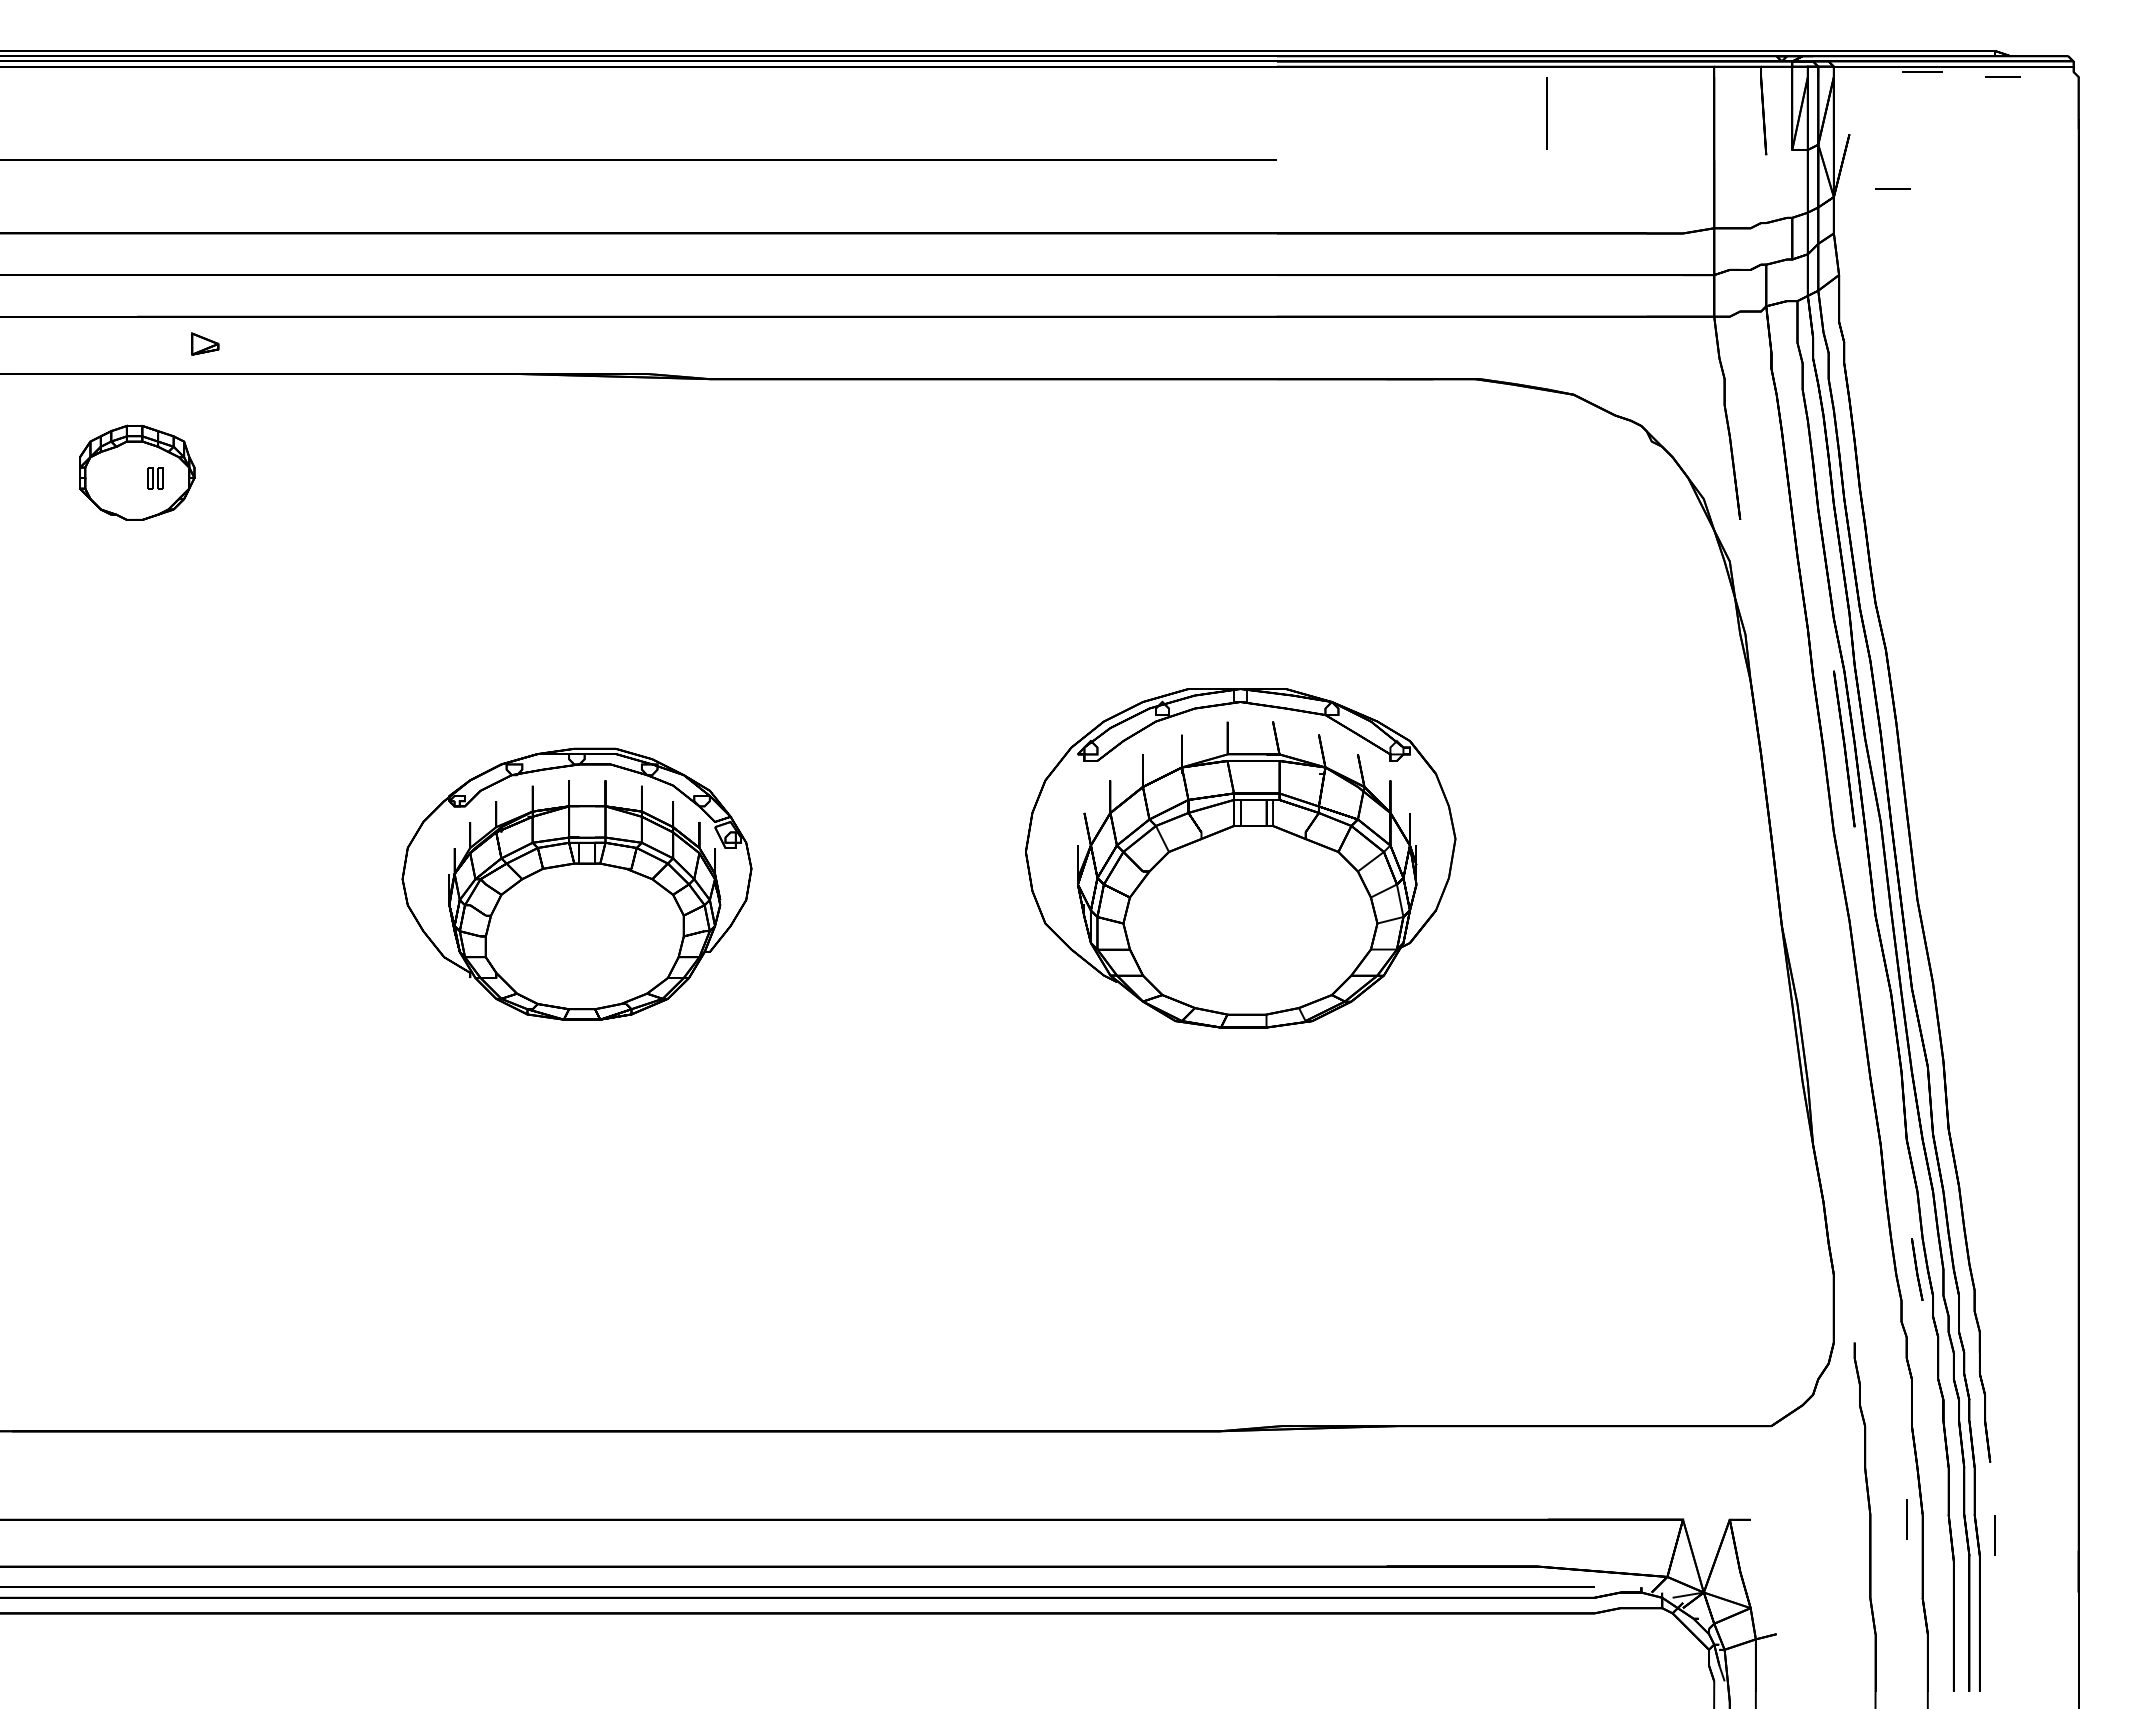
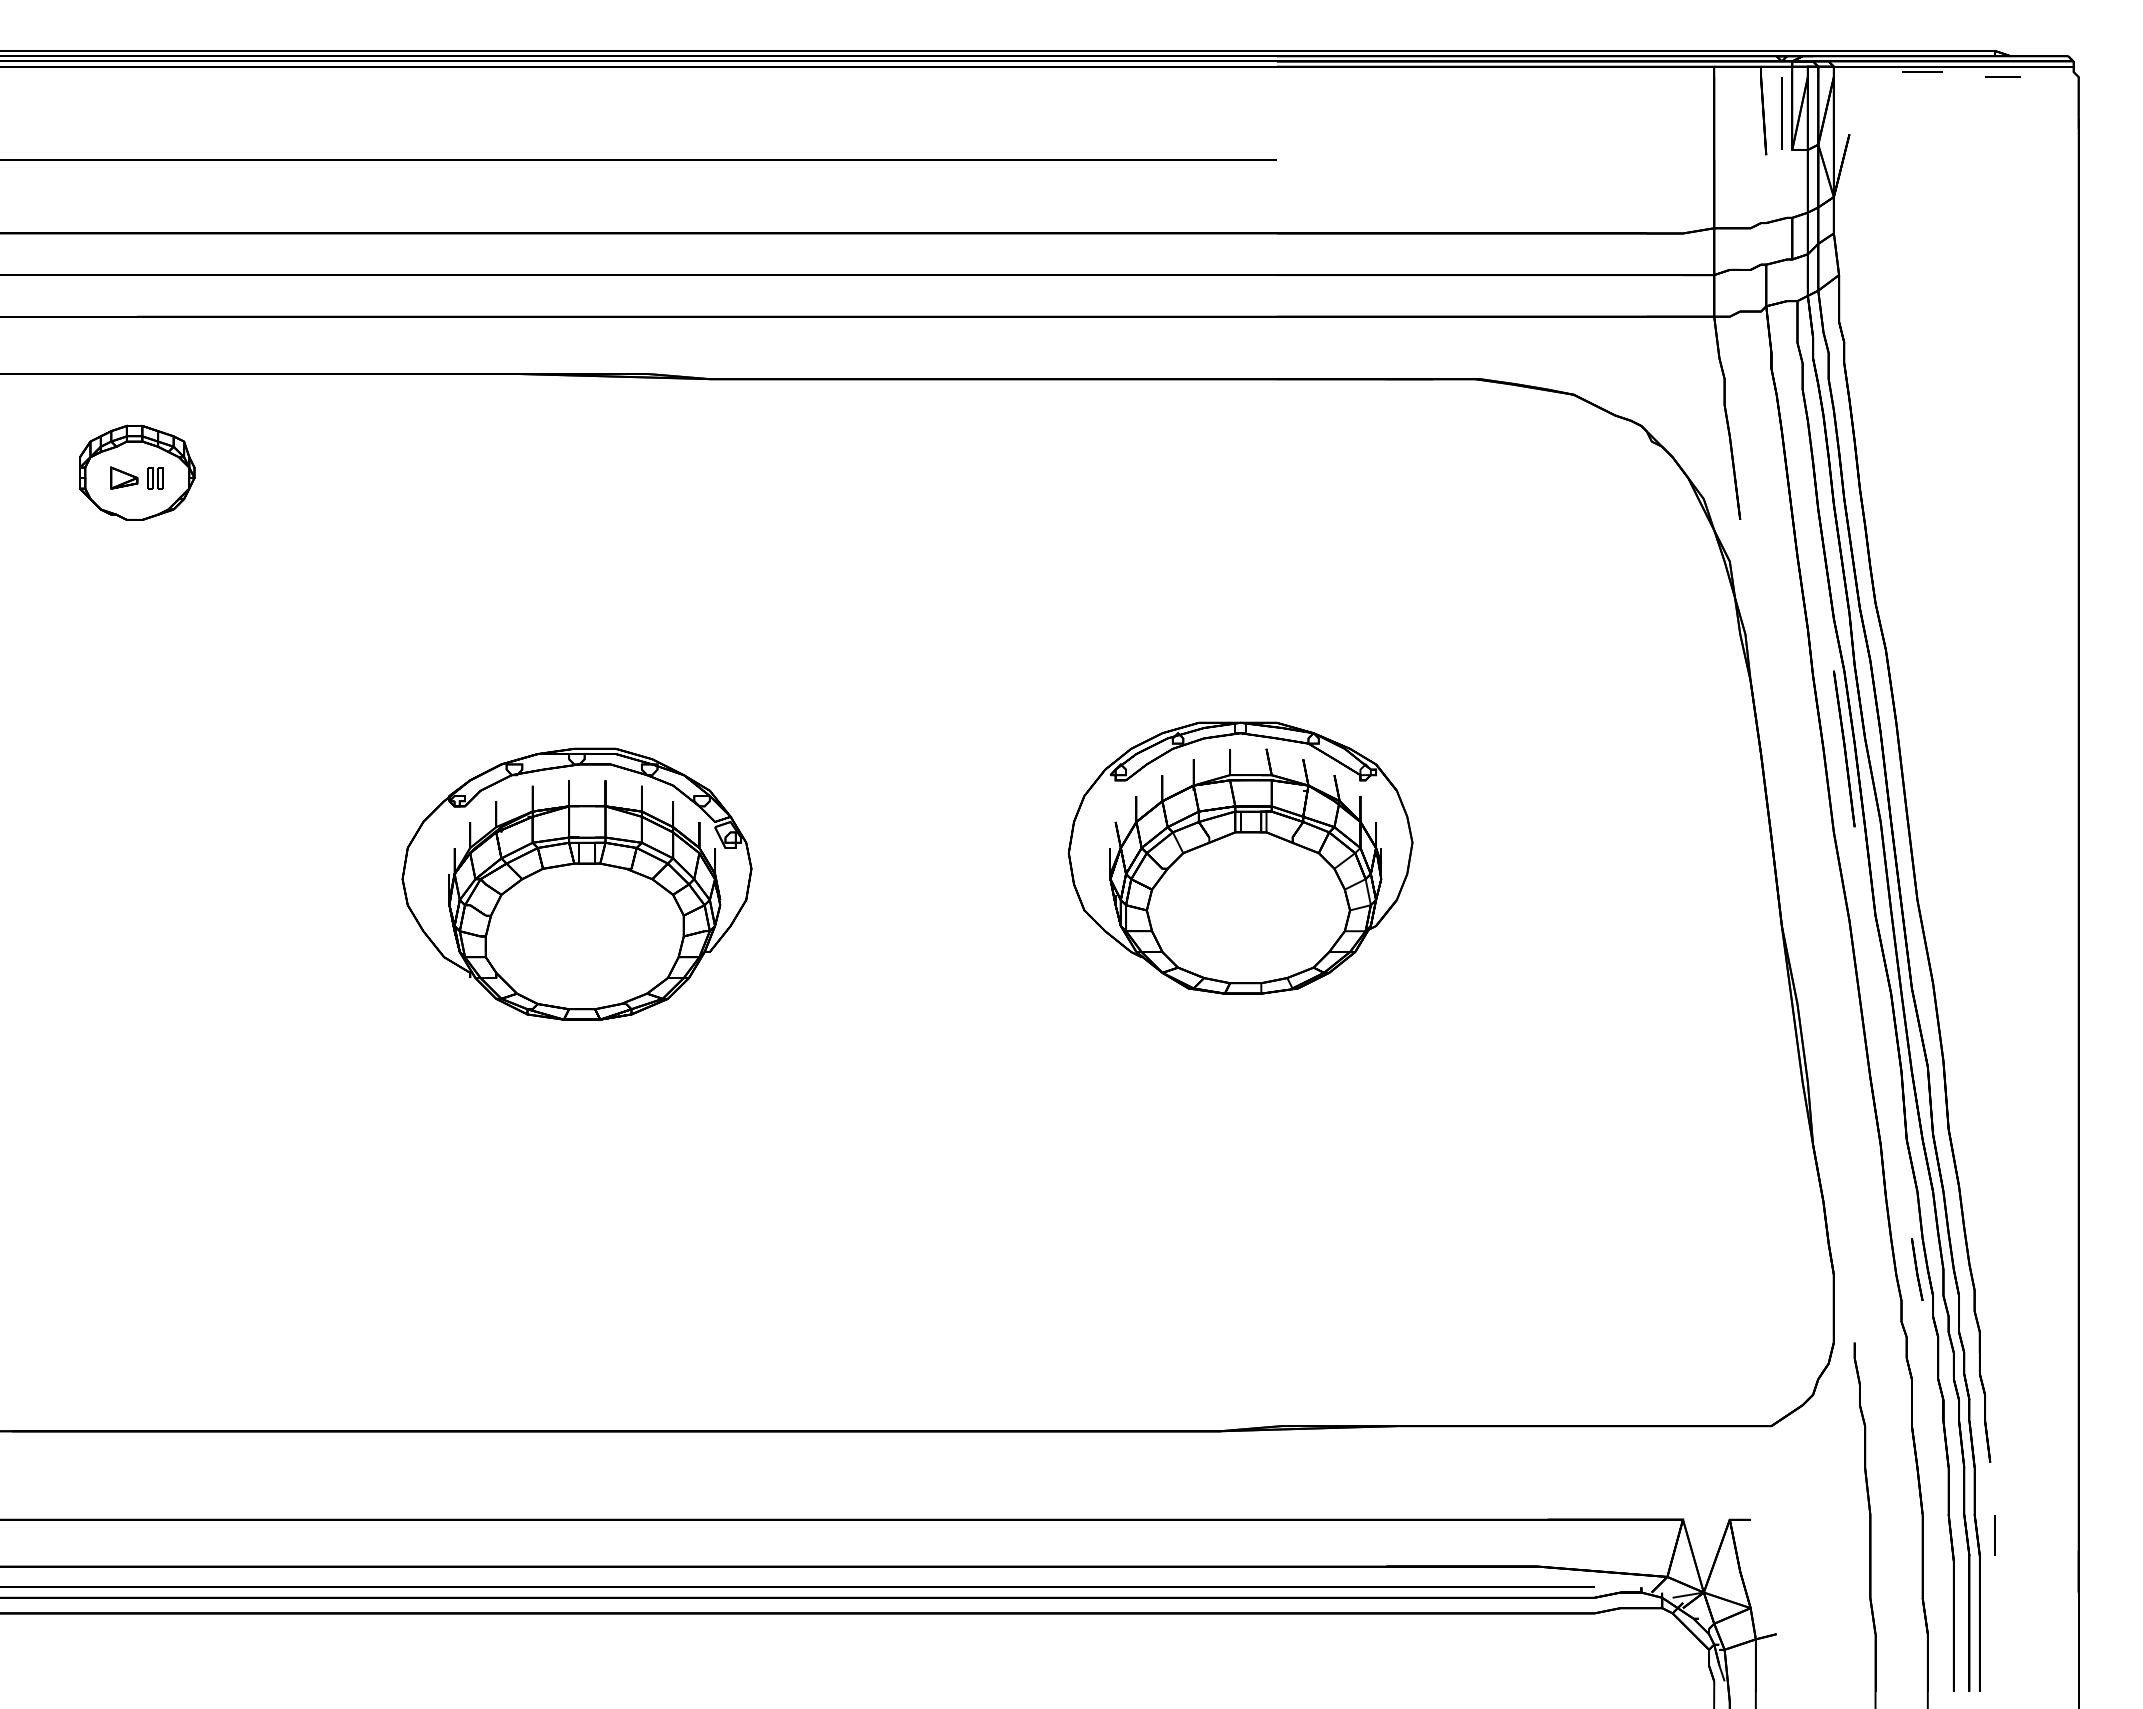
line position: (1546, 113) -> (1781, 113) (1781, 113)
line: present -> none (1892, 188)
part position: (205, 343) -> (124, 477) (124, 477)
part size: 432x341 px -> 347x274 px (1240, 857)
line: present -> none (1906, 1519)
